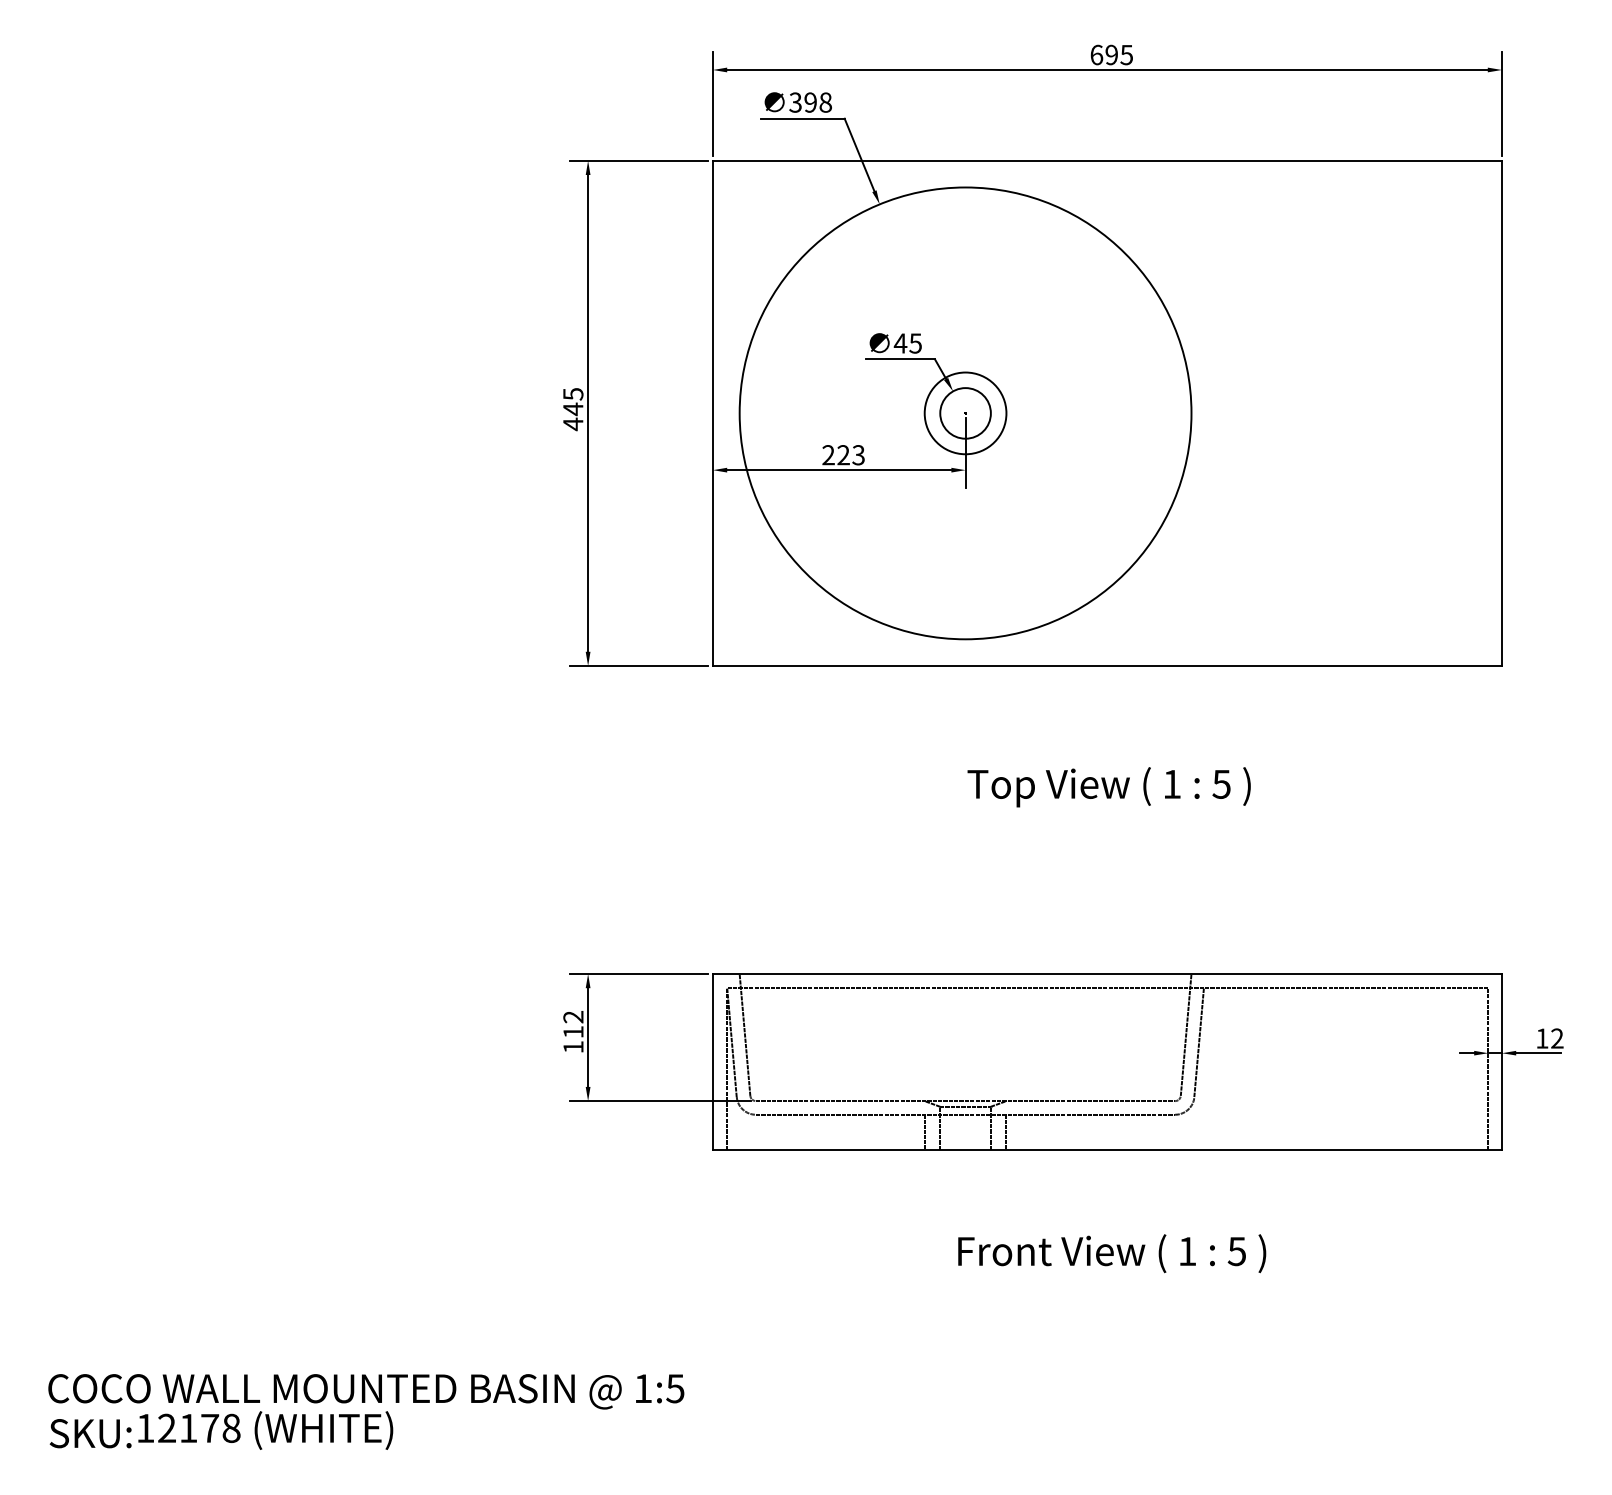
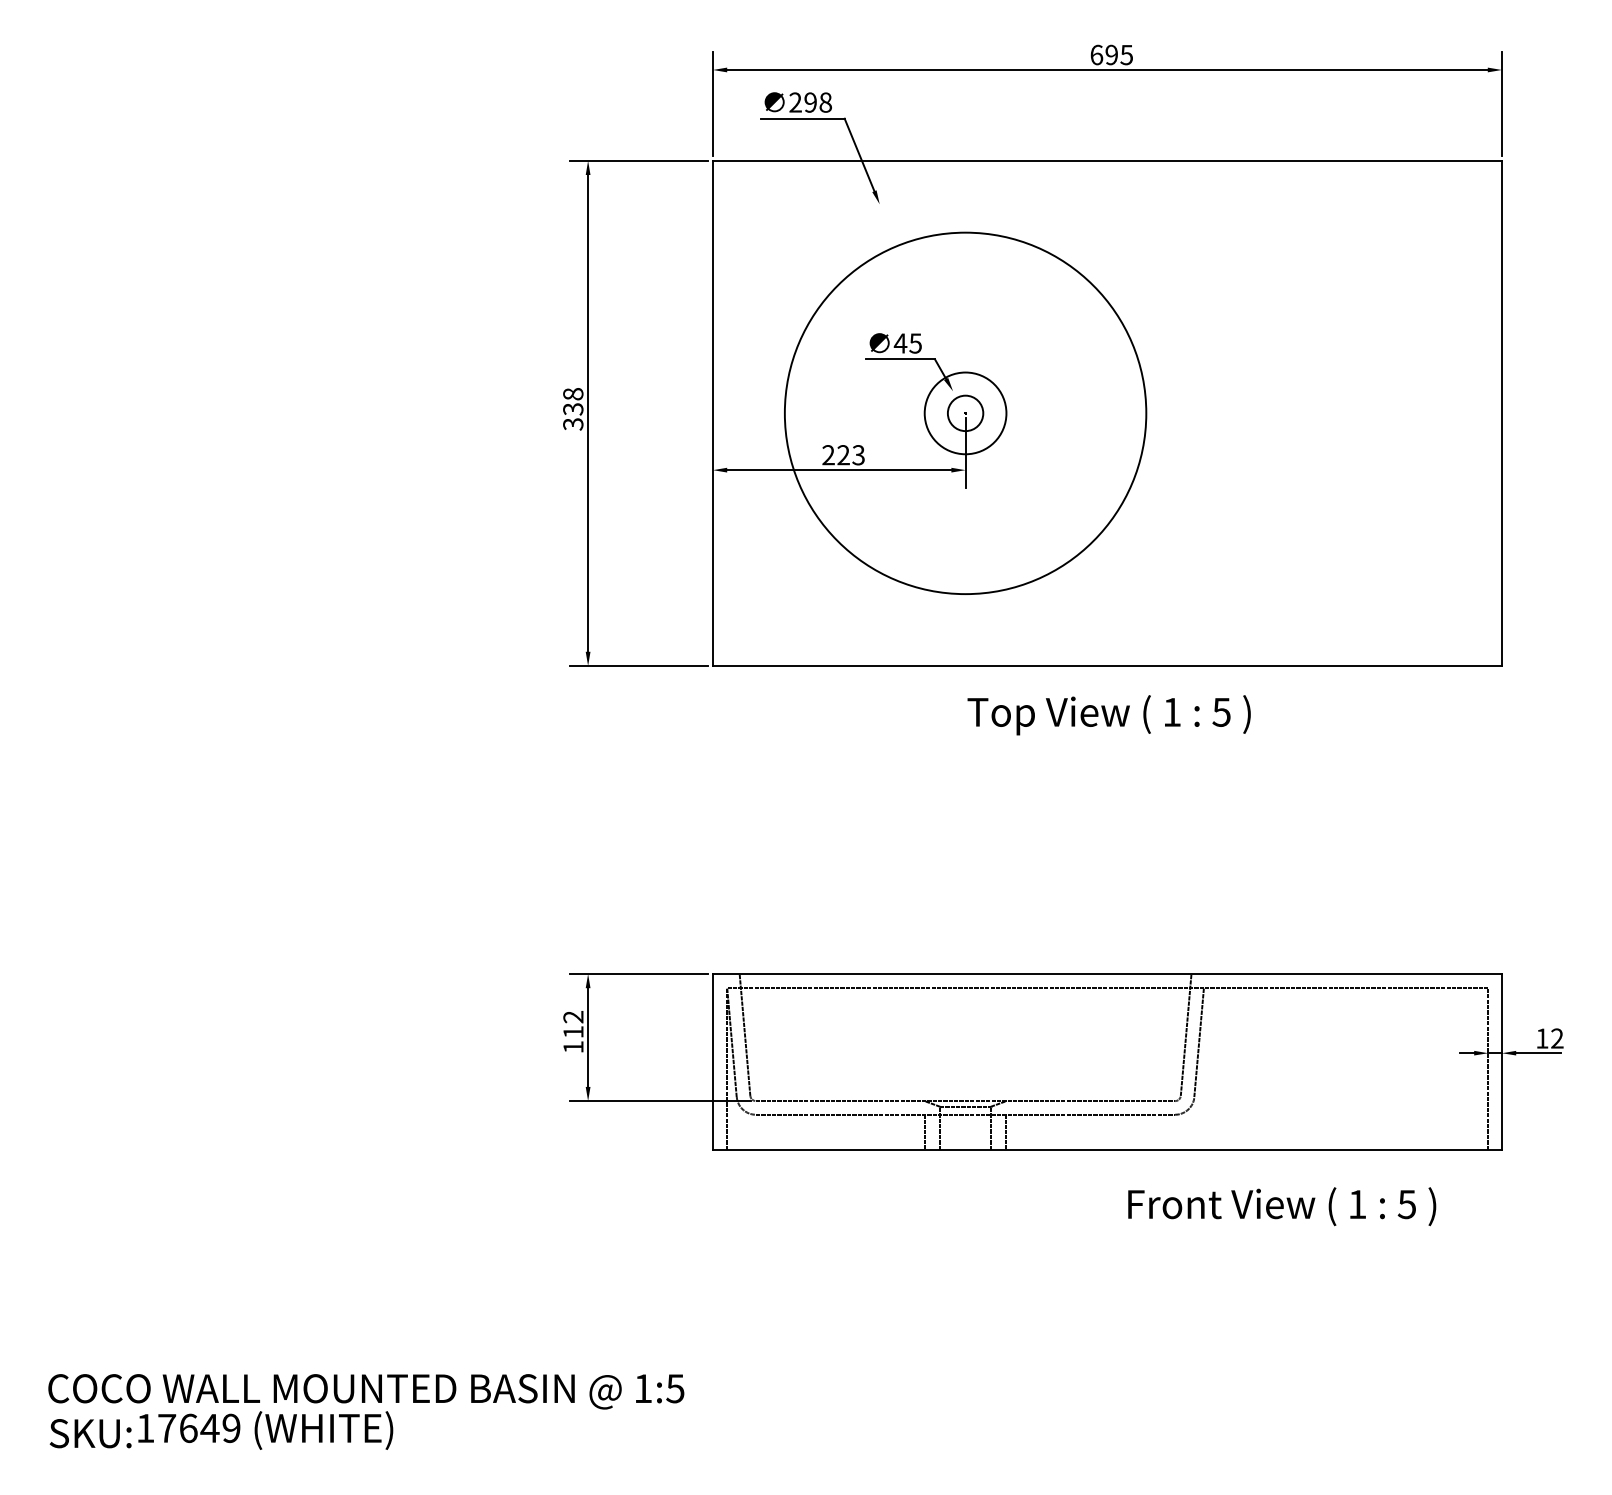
text: 398 -> 298 (795, 102)
text: 445 -> 338 (573, 409)
circle diameter: 452 px -> 361 px (965, 413)
circle diameter: 51 px -> 35 px (965, 413)
text position: (1108, 787) -> (1108, 715) (1108, 715)
text position: (1112, 1253) -> (1282, 1206) (1282, 1206)
text: 12178 -> 17649 (199, 1428)
